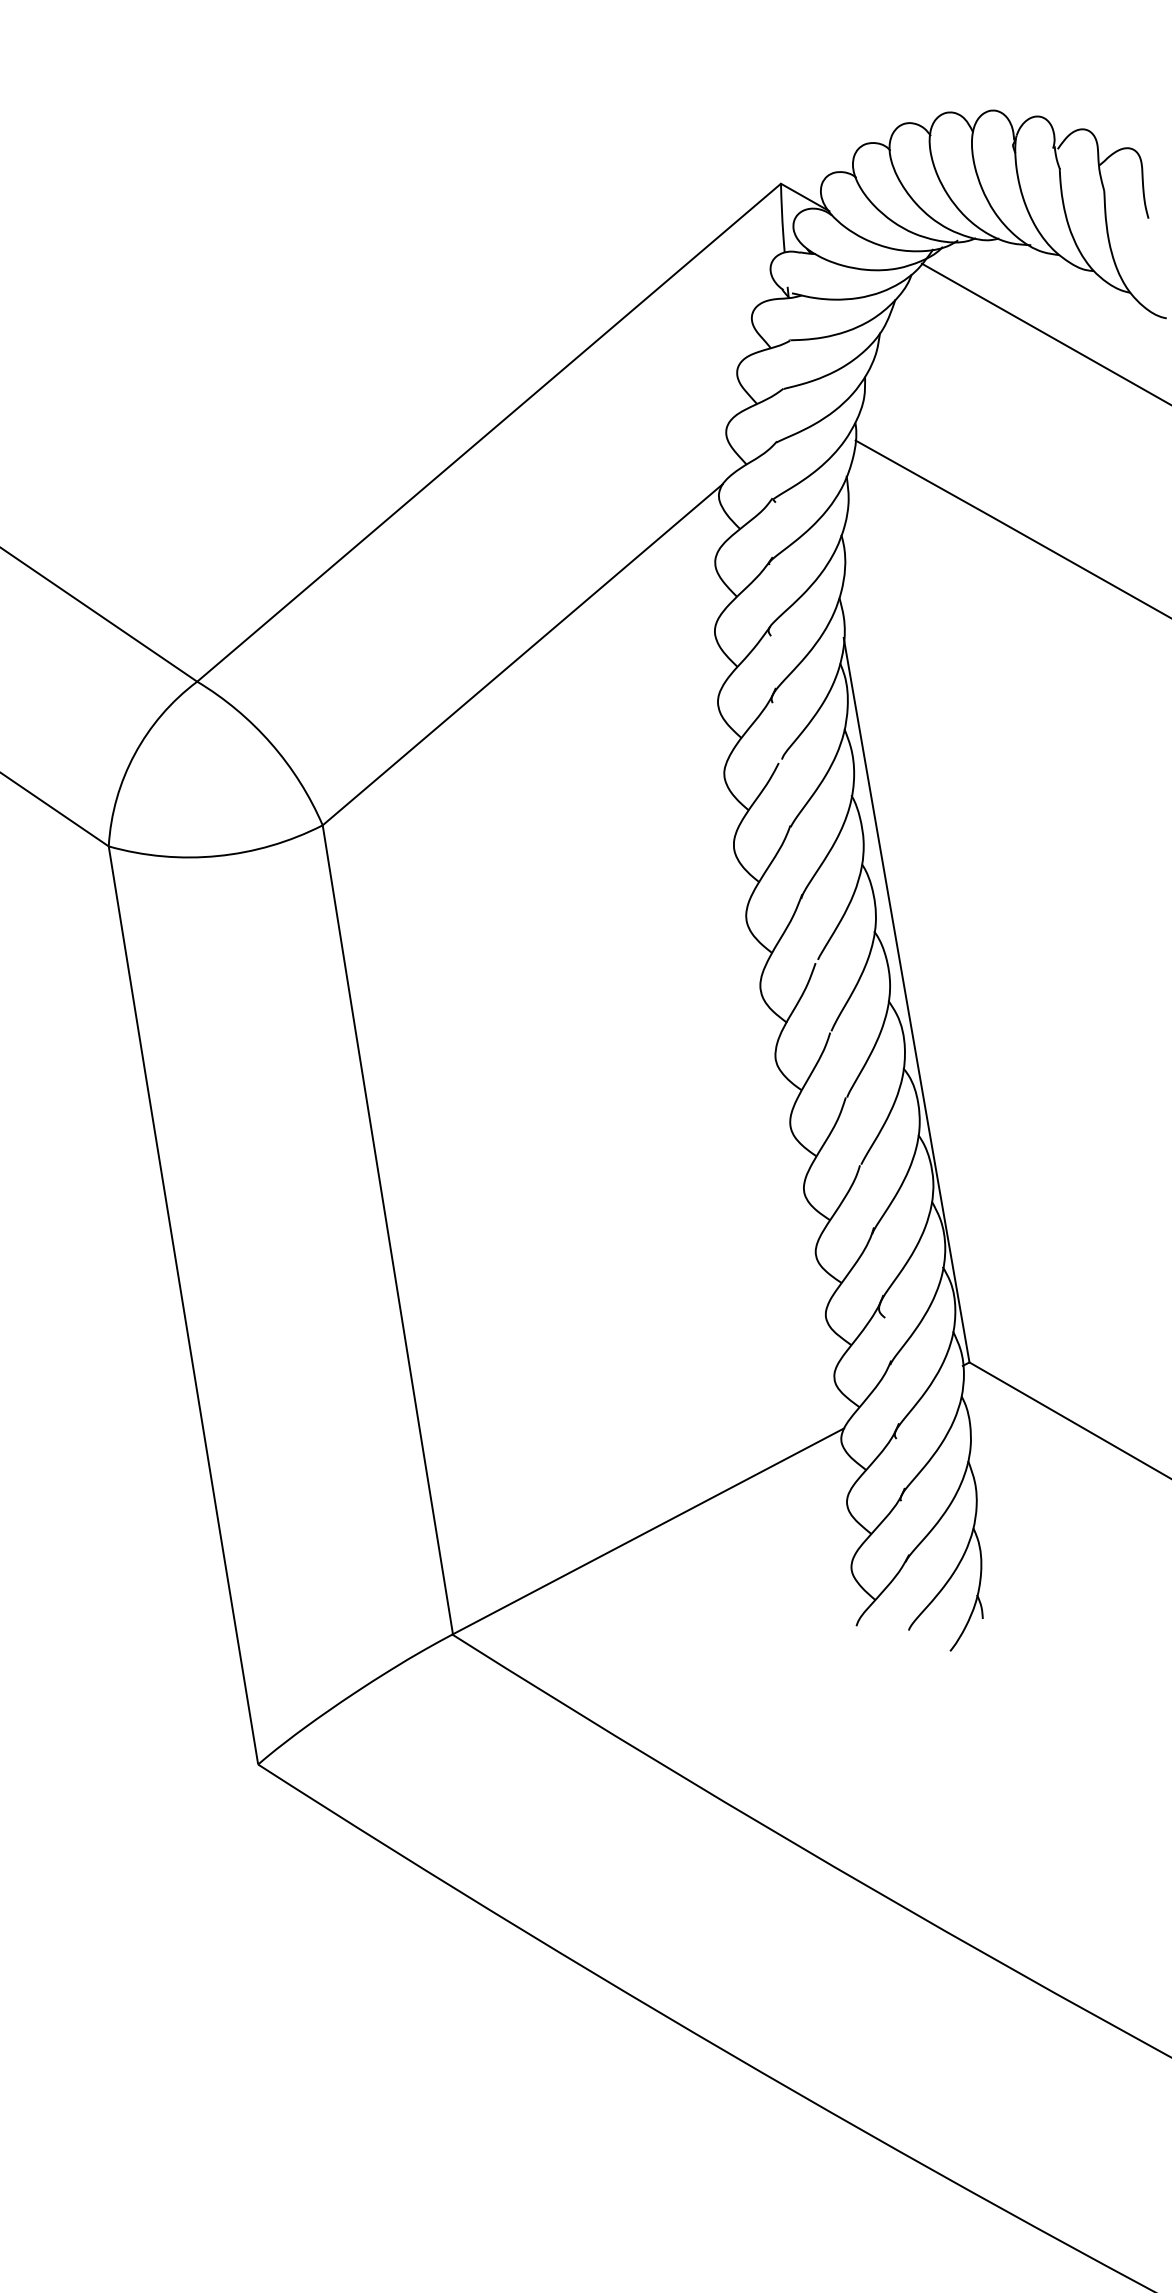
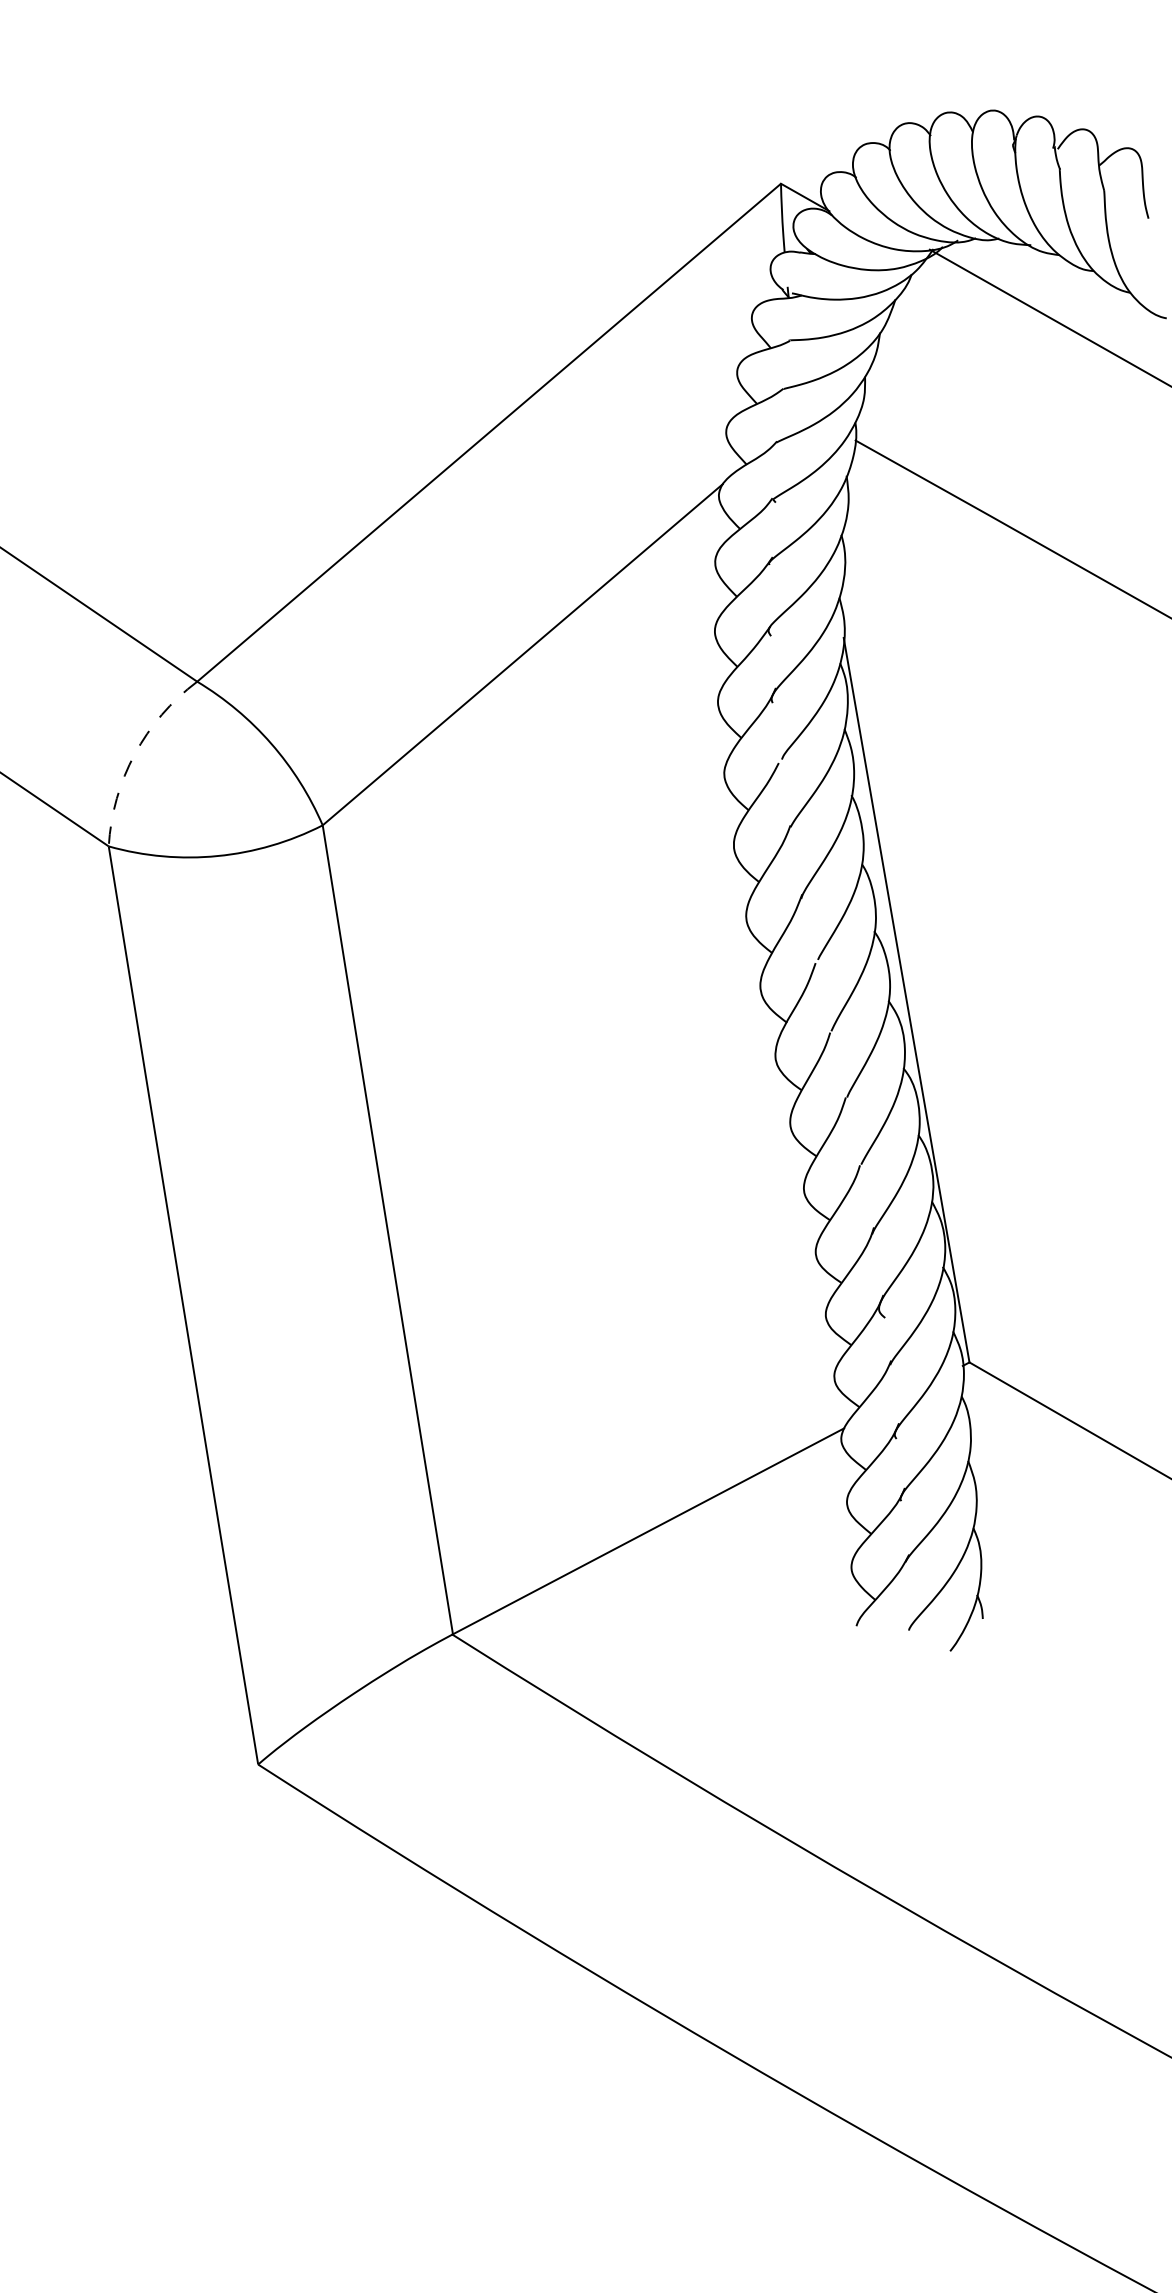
line position: (1044, 333) -> (1048, 317) (1048, 317)
arc: solid -> dashed (134, 754)
